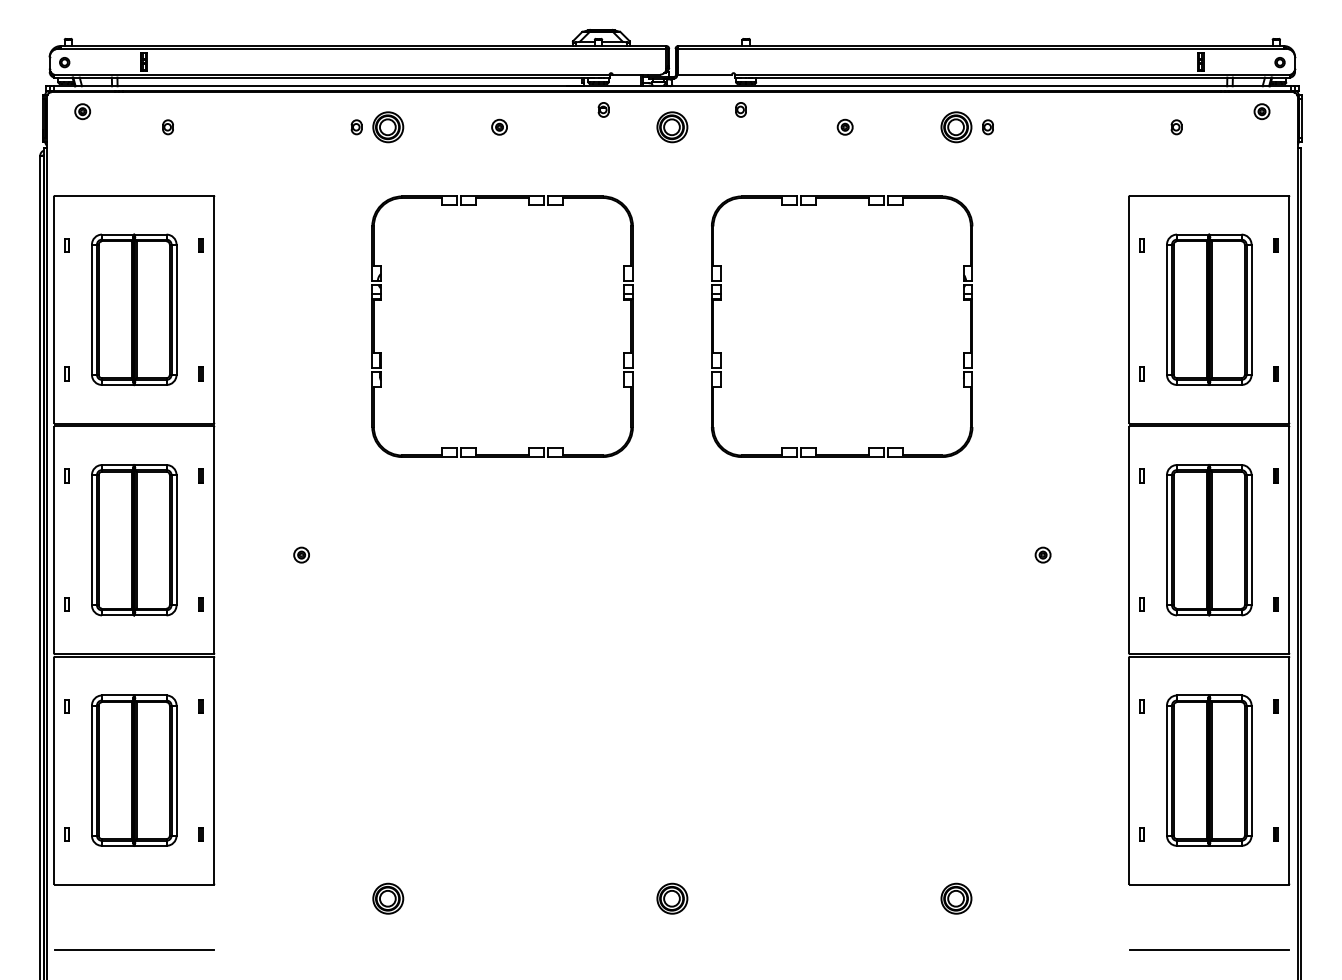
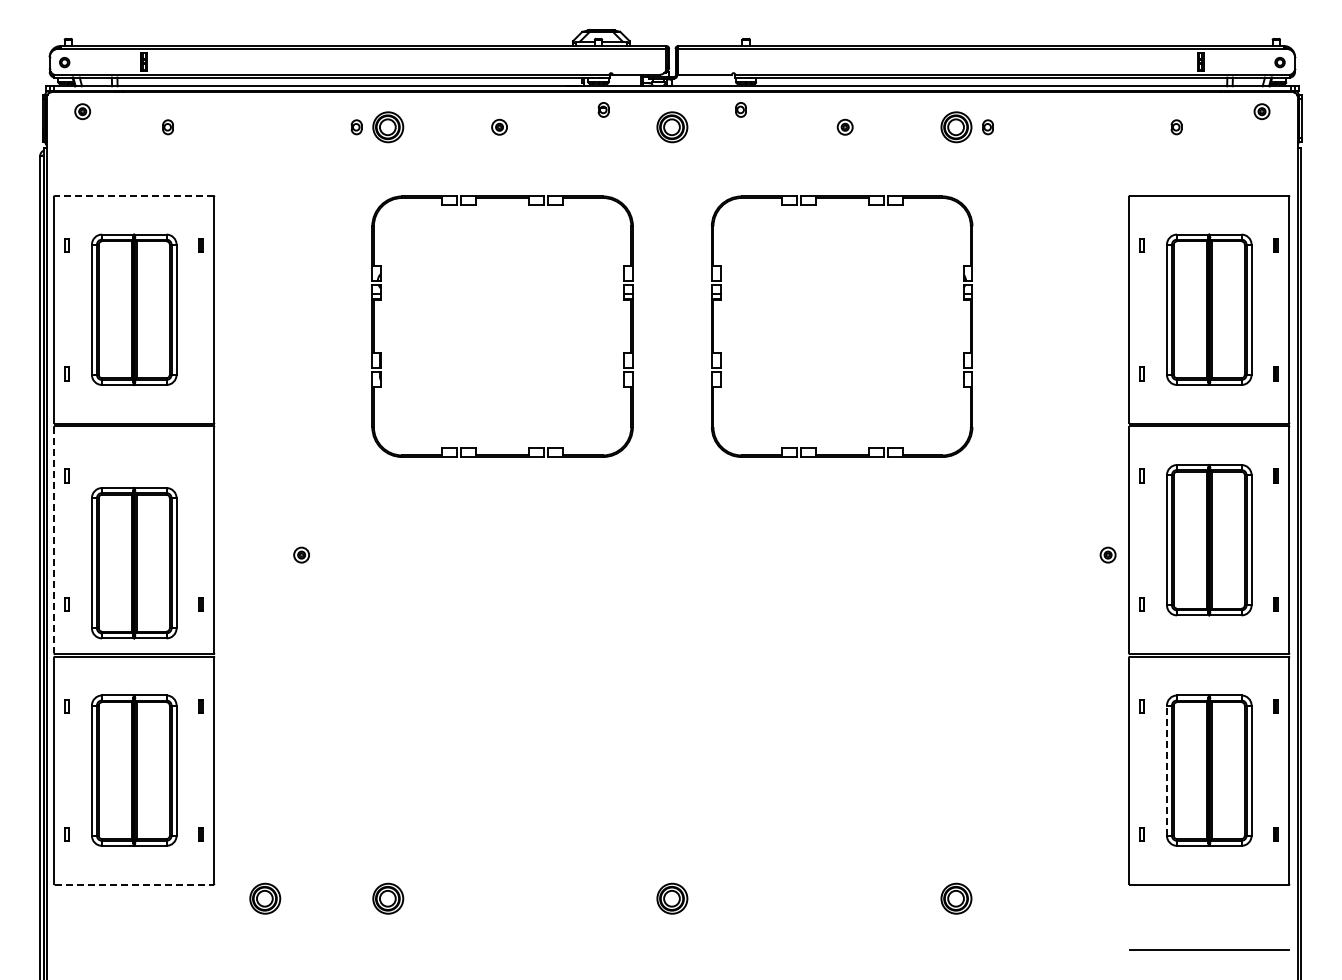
line: solid -> dashed (133, 195)
part: present -> none (200, 373)
part: present -> none (200, 475)
line: solid -> dashed (54, 540)
part position: (134, 540) -> (134, 563) (134, 563)
part position: (1042, 554) -> (1107, 554) (1107, 554)
line: solid -> dashed (1166, 770)
line: solid -> dashed (134, 884)
part: none -> present (265, 898)
line: present -> none (133, 950)
